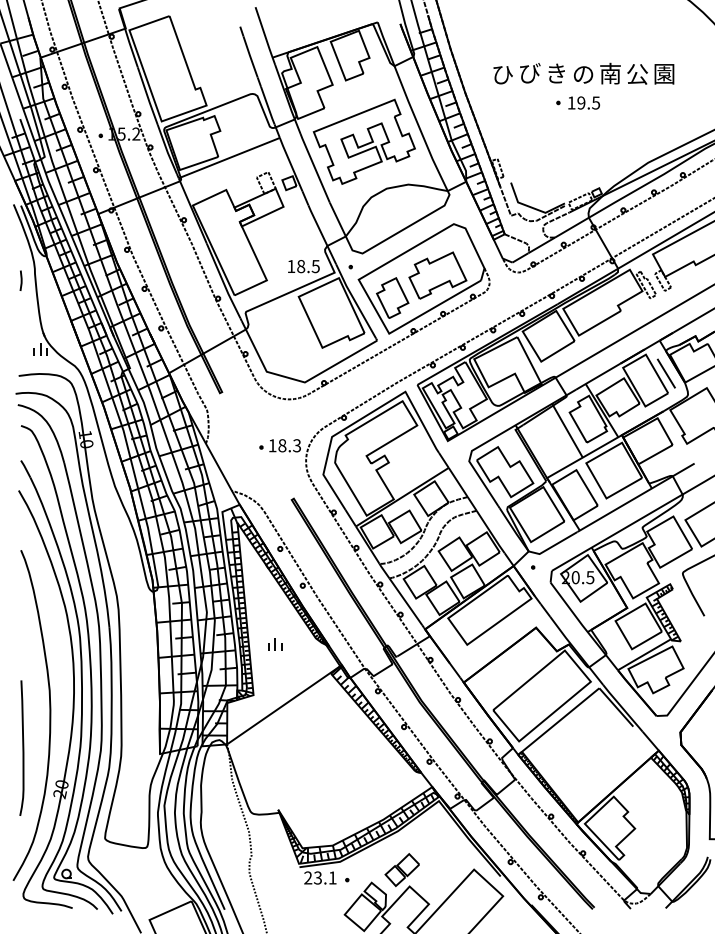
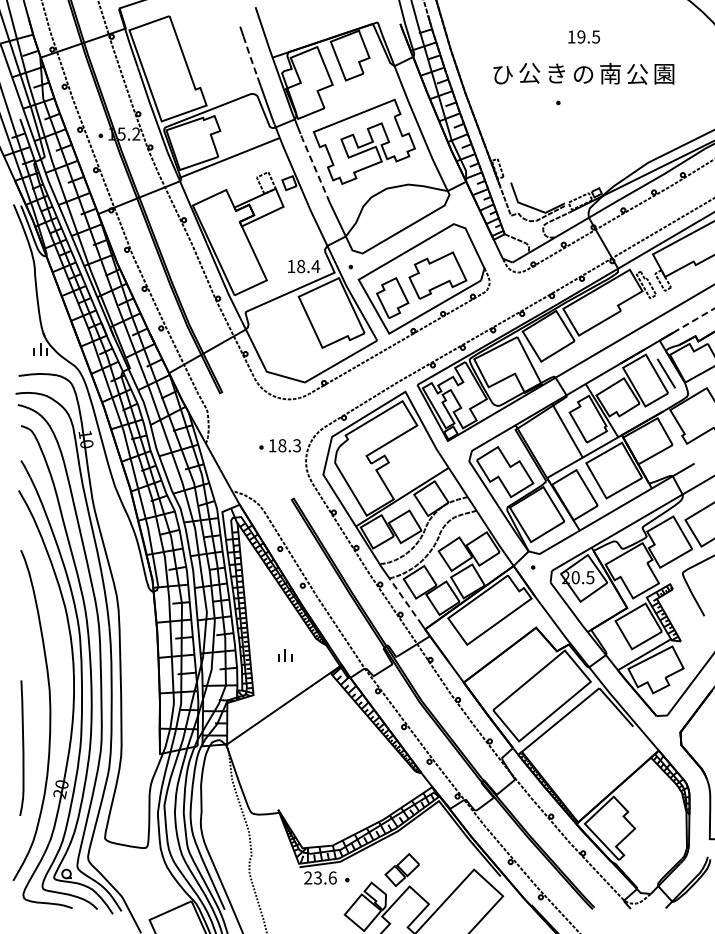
line: solid -> dashed (250, 56)
text: び -> 公 (529, 73)
text position: (584, 102) -> (584, 36) (584, 36)
line: solid -> dashed (314, 167)
text: 18.5 -> 18.4 (315, 266)
line: present -> none (20, 280)
line: solid -> dashed (693, 320)
line: solid -> dashed (405, 601)
part position: (275, 644) -> (285, 655) (285, 655)
text: 23.1 -> 23.6 (332, 877)
